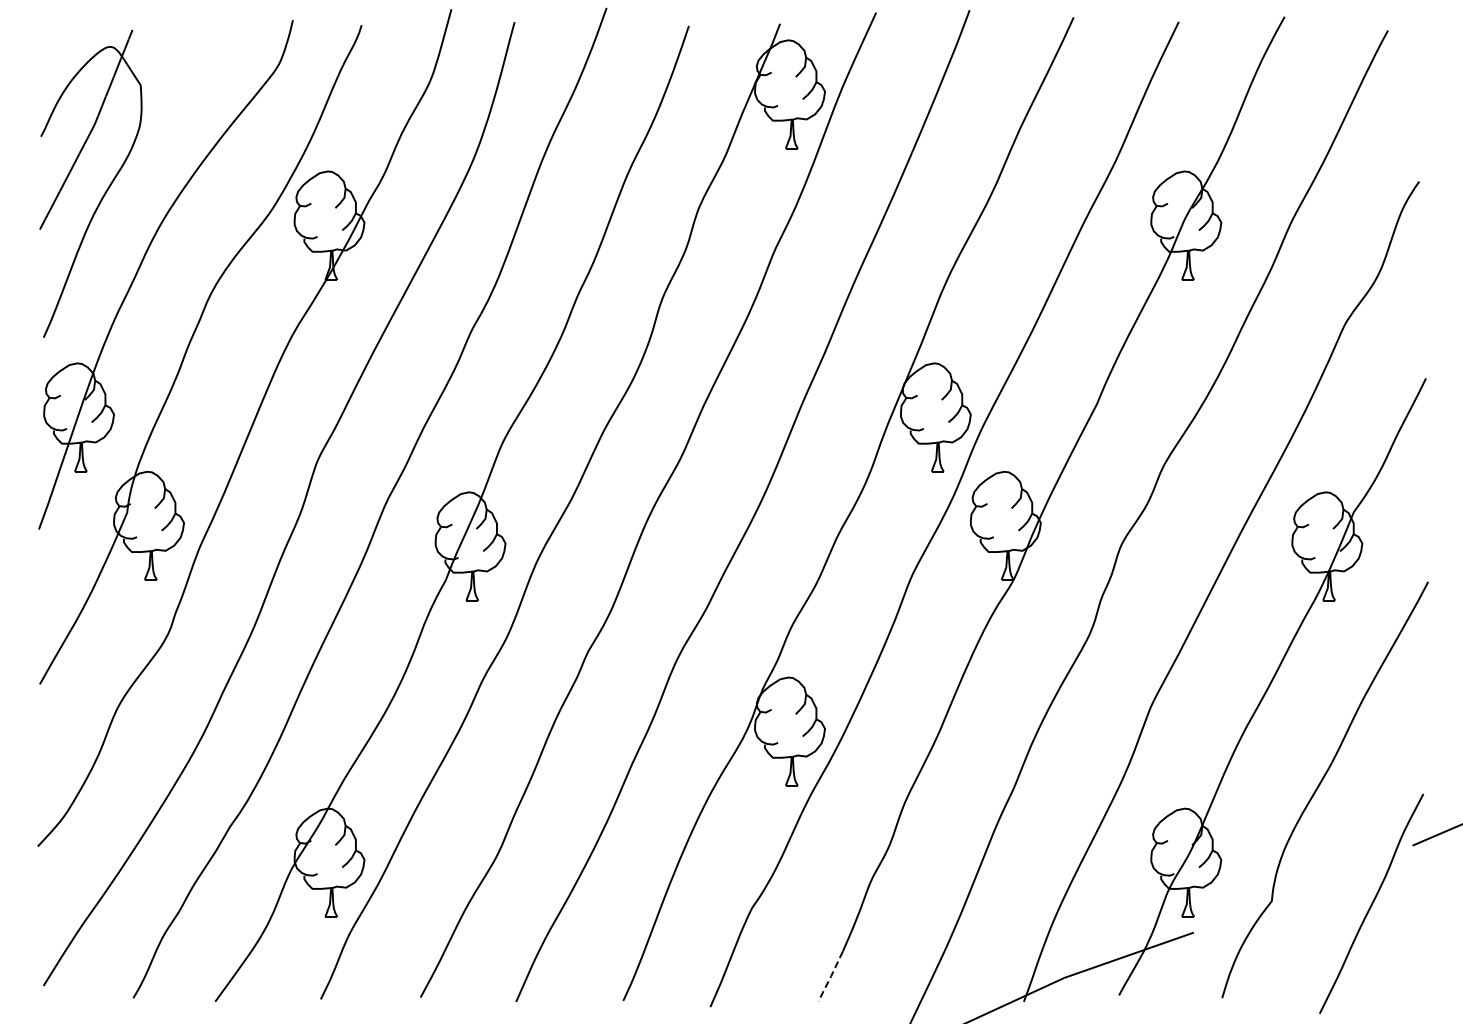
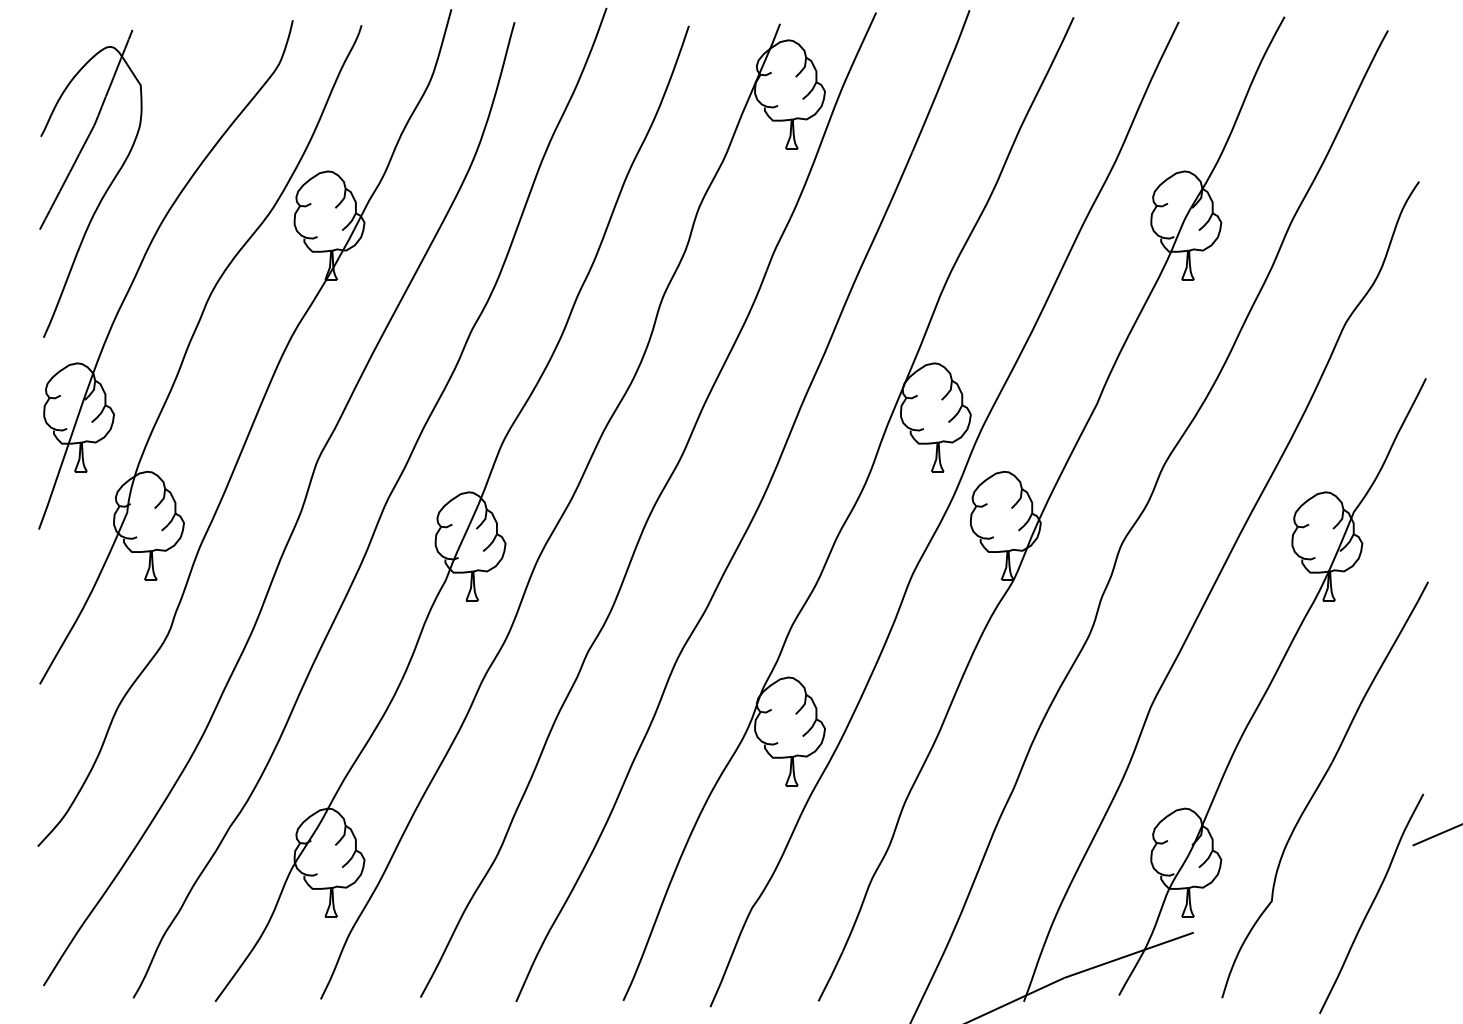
line: dashed -> solid (831, 976)
